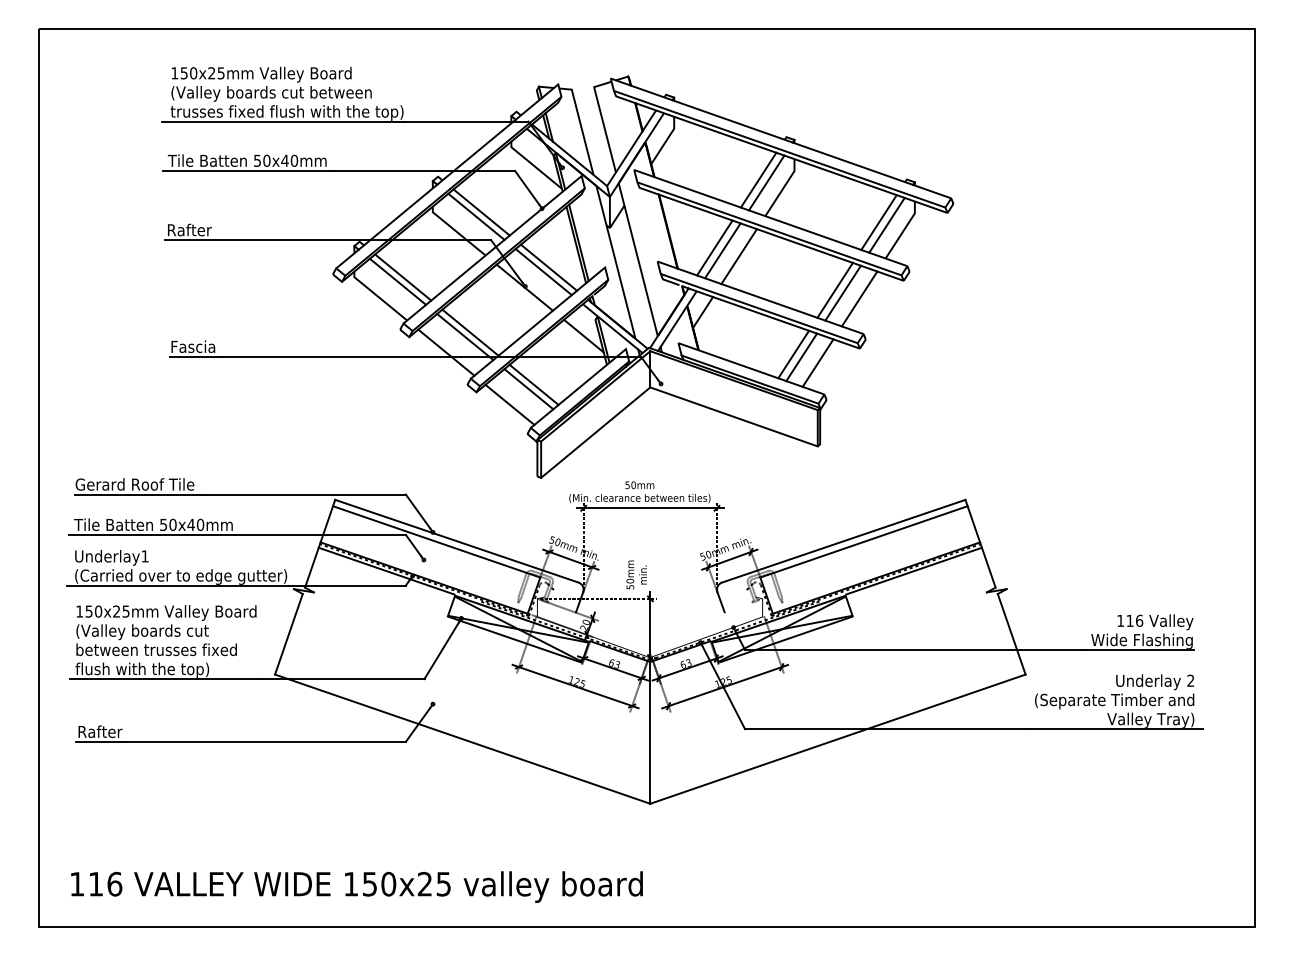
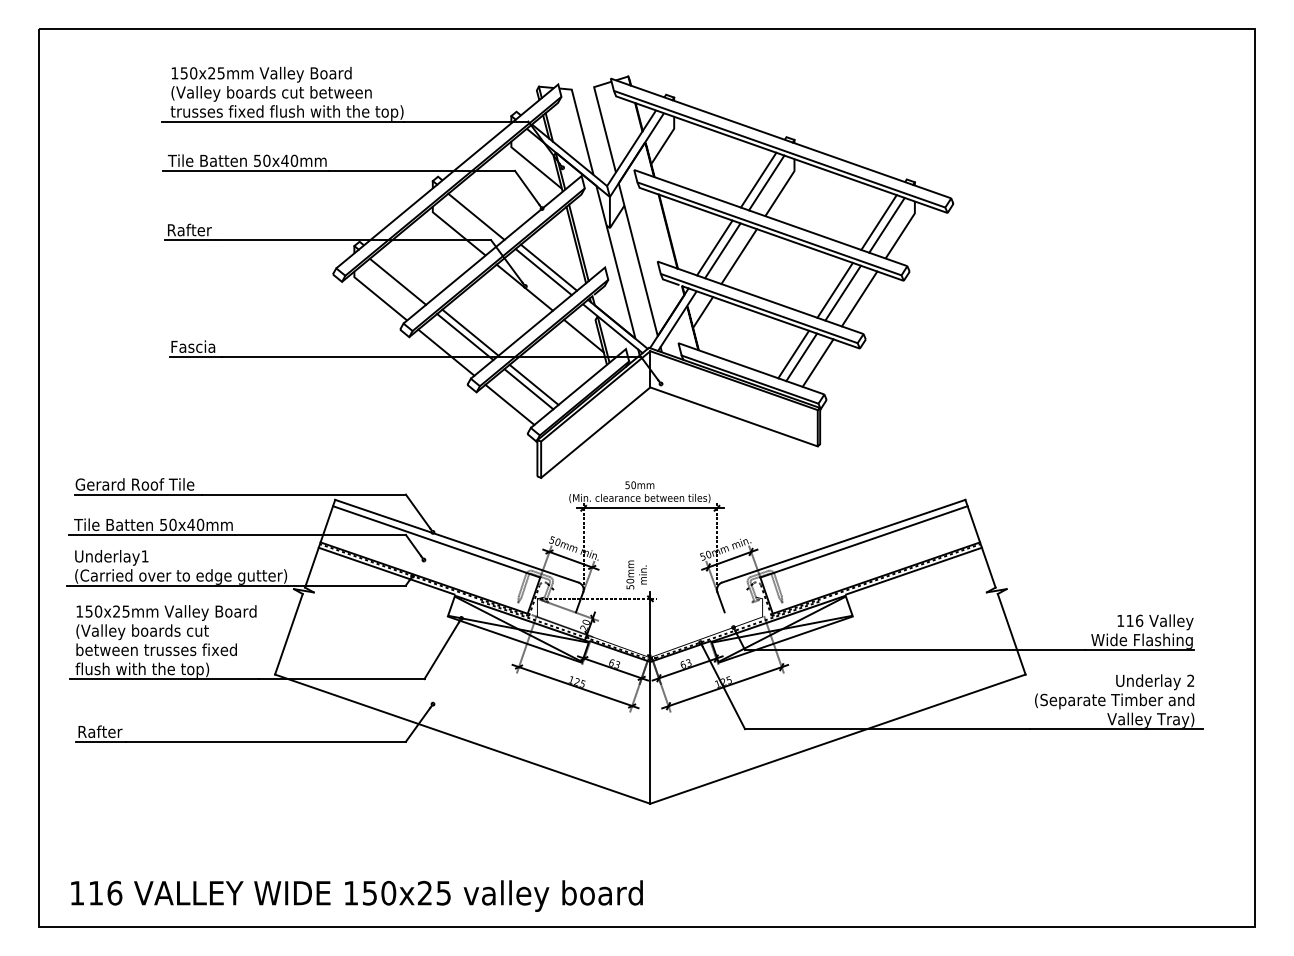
line: present -> none (481, 212)
line: present -> none (403, 277)
text position: (356, 886) -> (356, 895) (356, 895)
